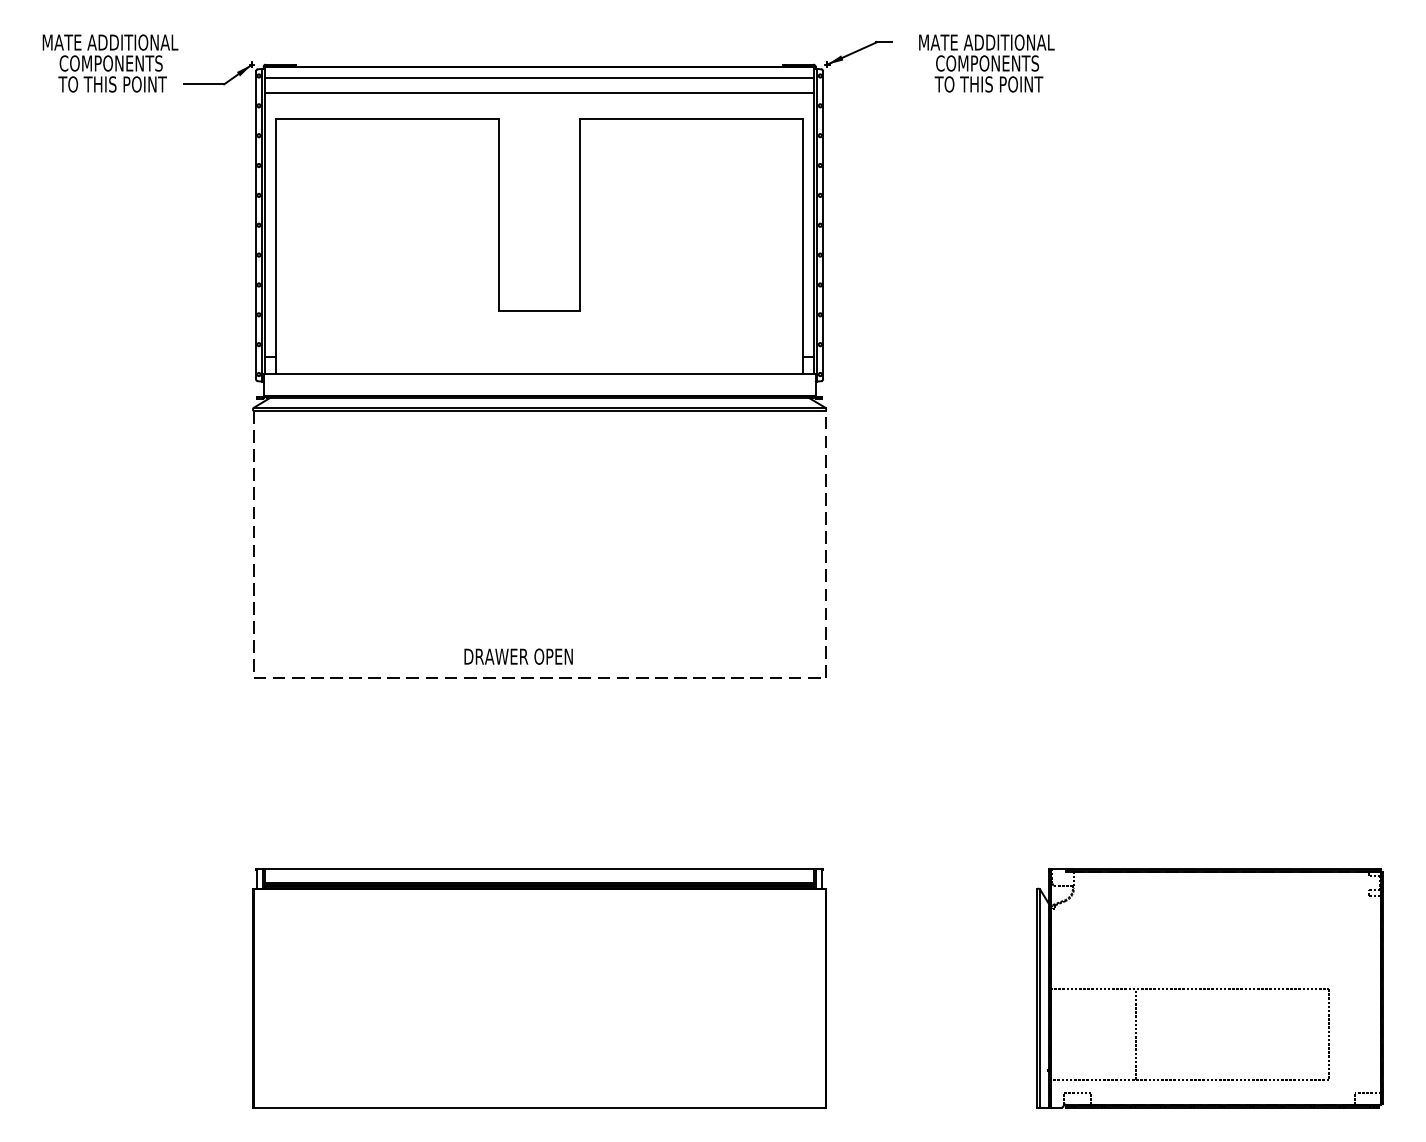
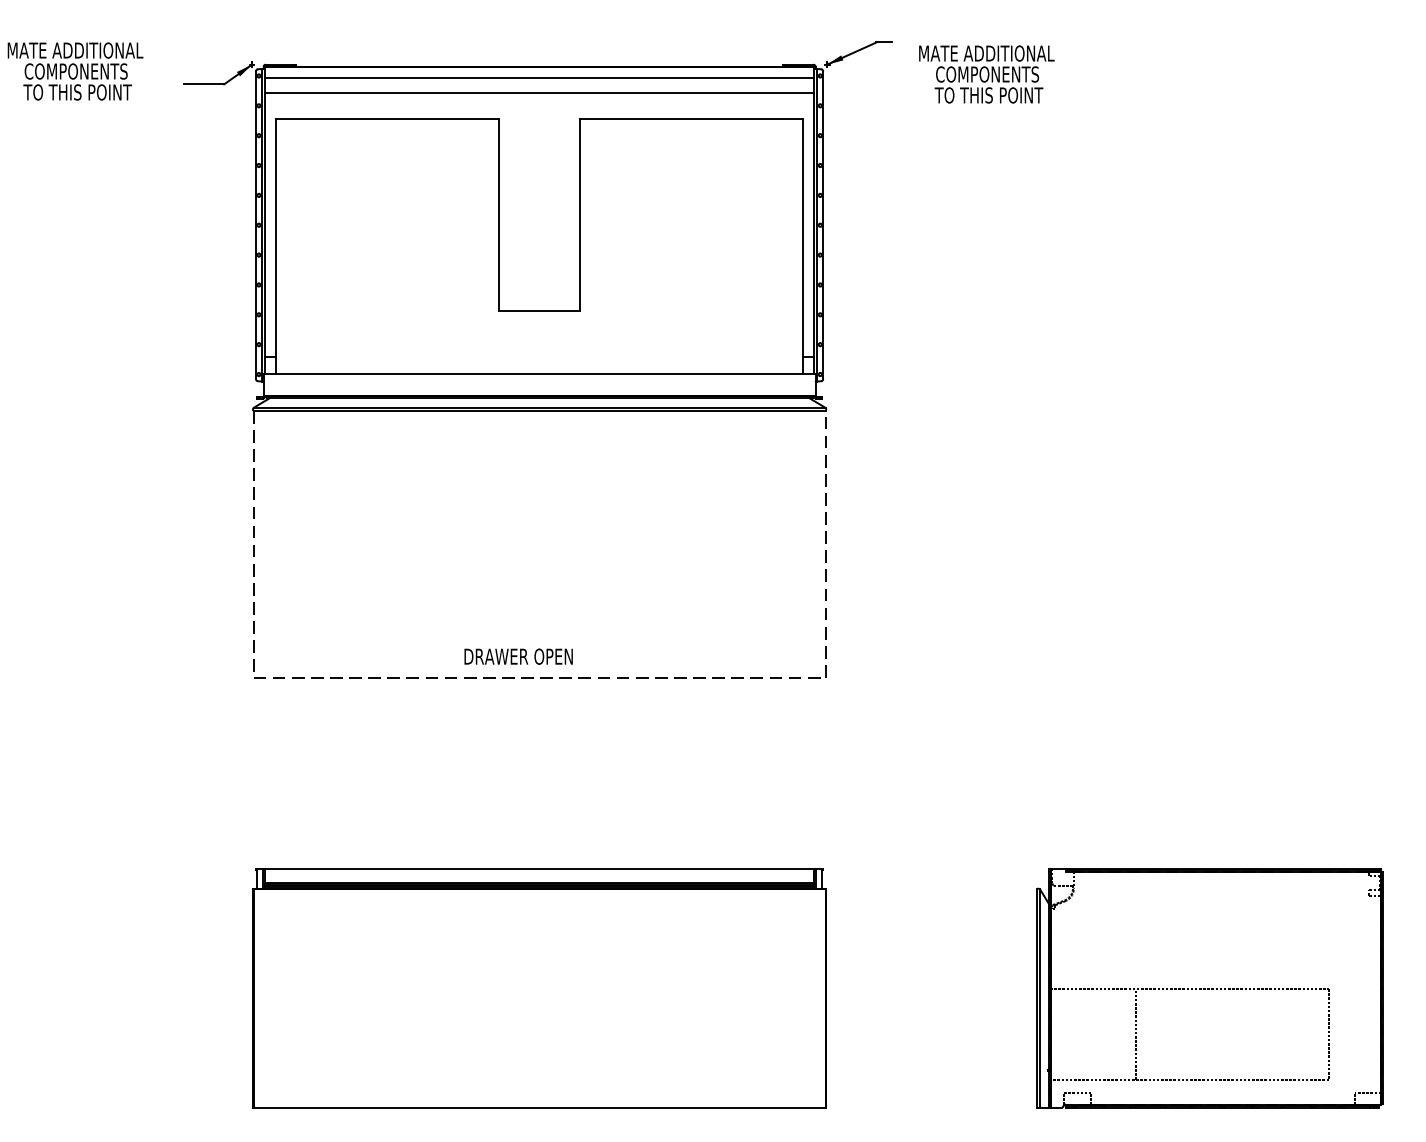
text position: (110, 63) -> (75, 71) (75, 71)
text position: (986, 63) -> (986, 74) (986, 74)
